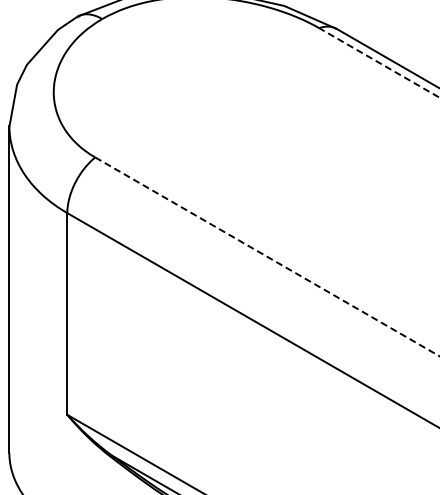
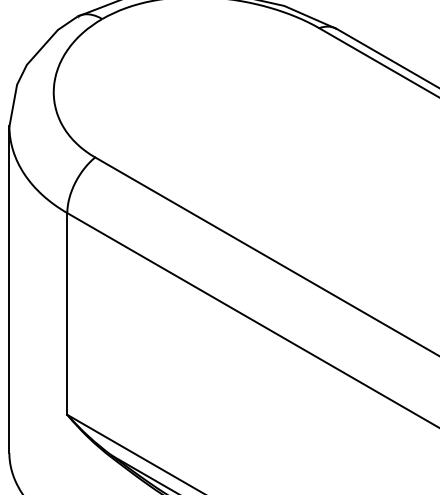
line: dashed -> solid (378, 62)
line: dashed -> solid (267, 256)
